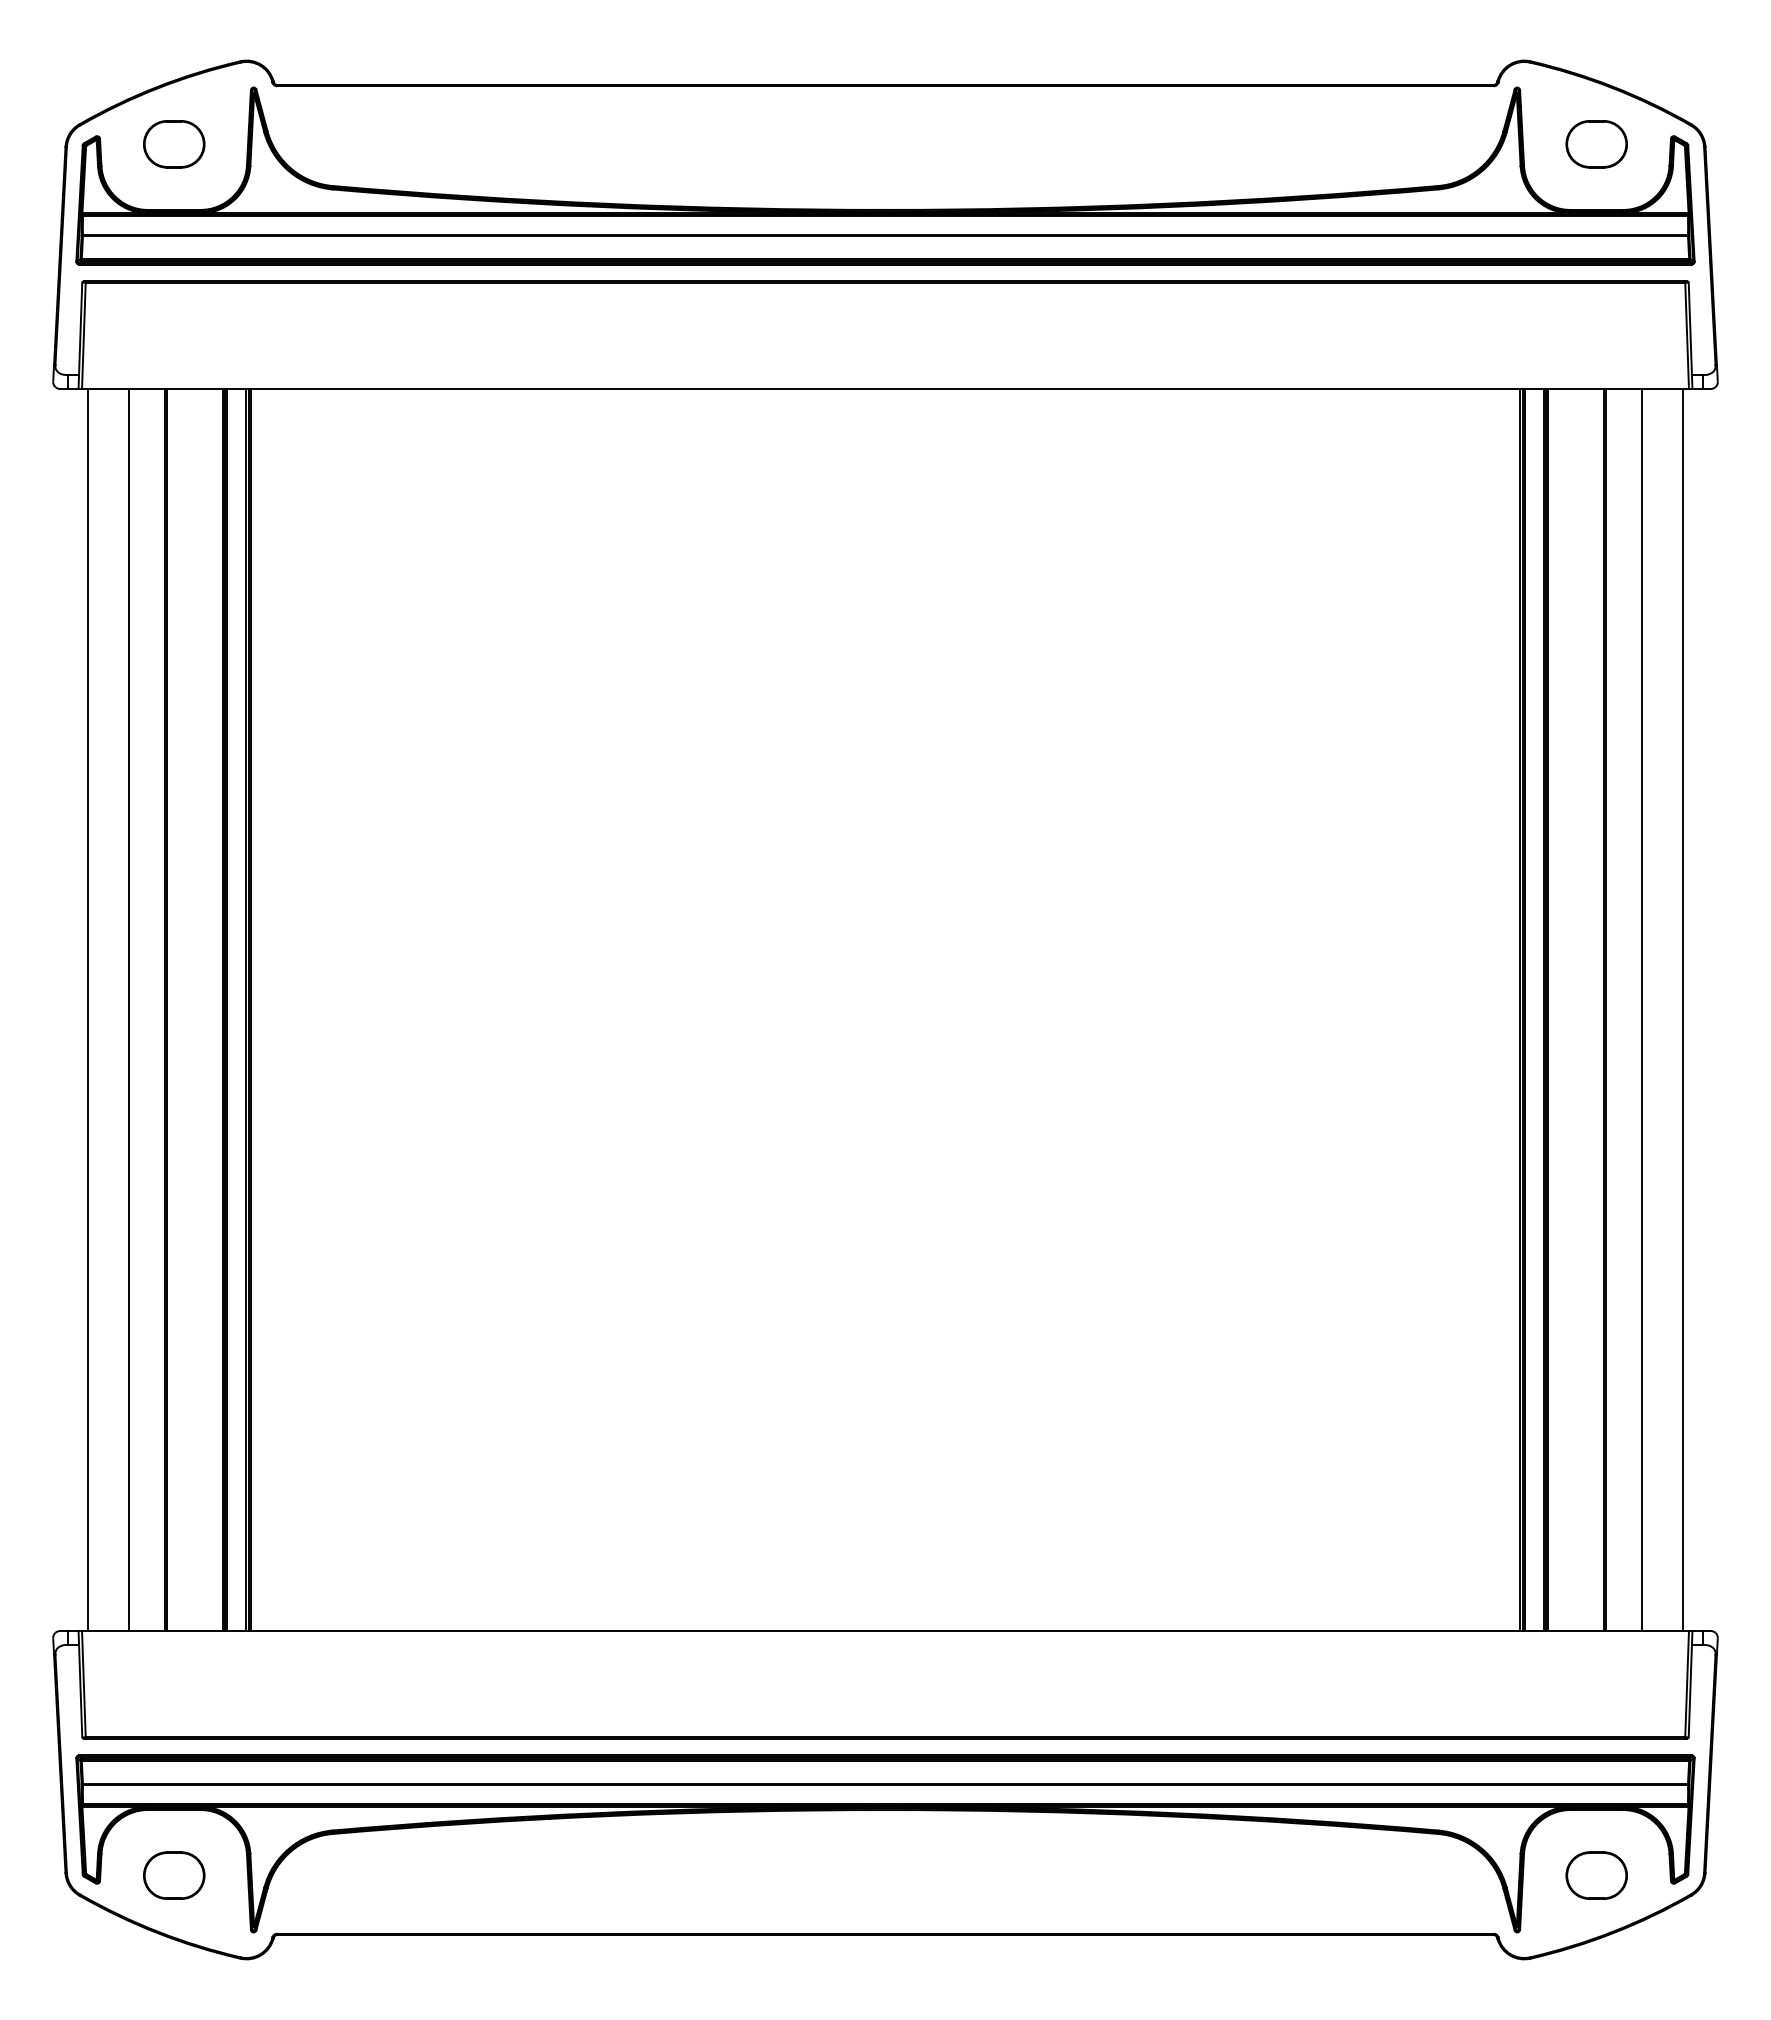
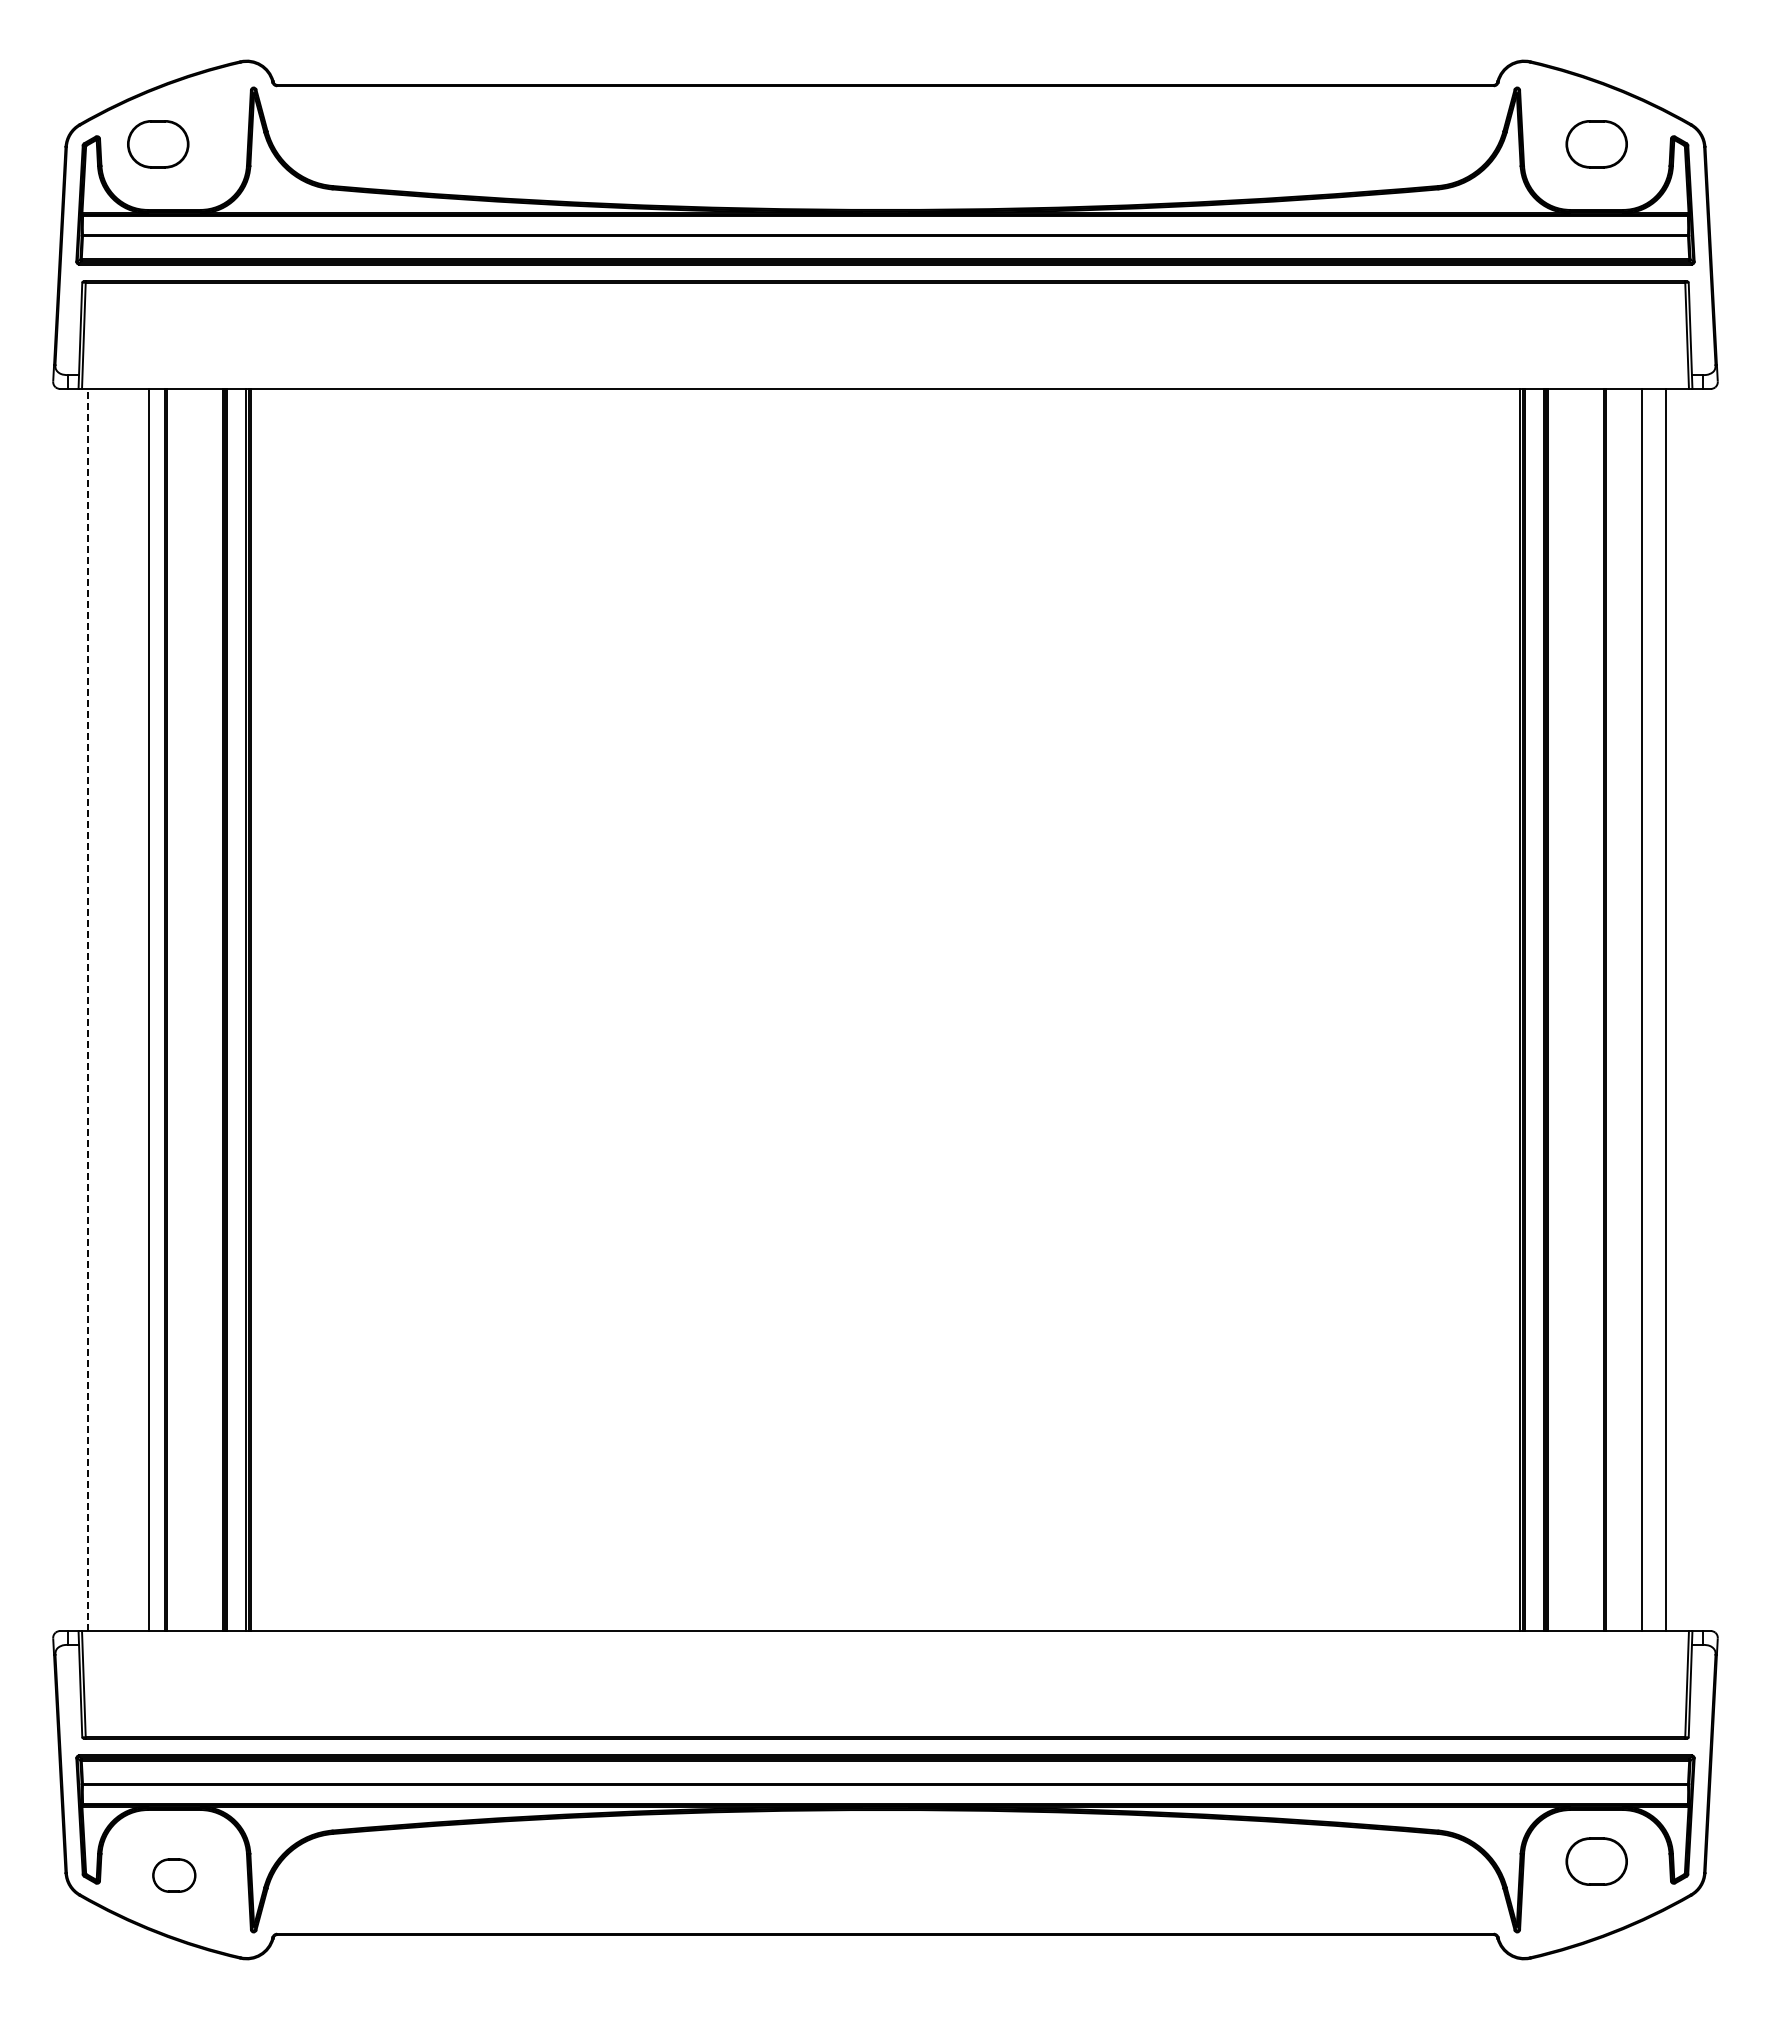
part position: (174, 144) -> (158, 144) (158, 144)
line: solid -> dashed (87, 1009)
line position: (129, 1009) -> (149, 1009) (149, 1009)
line position: (1683, 1009) -> (1666, 1009) (1666, 1009)
part size: 63x49 px -> 45x35 px (174, 1875)
part position: (1596, 1875) -> (1596, 1861) (1596, 1861)
